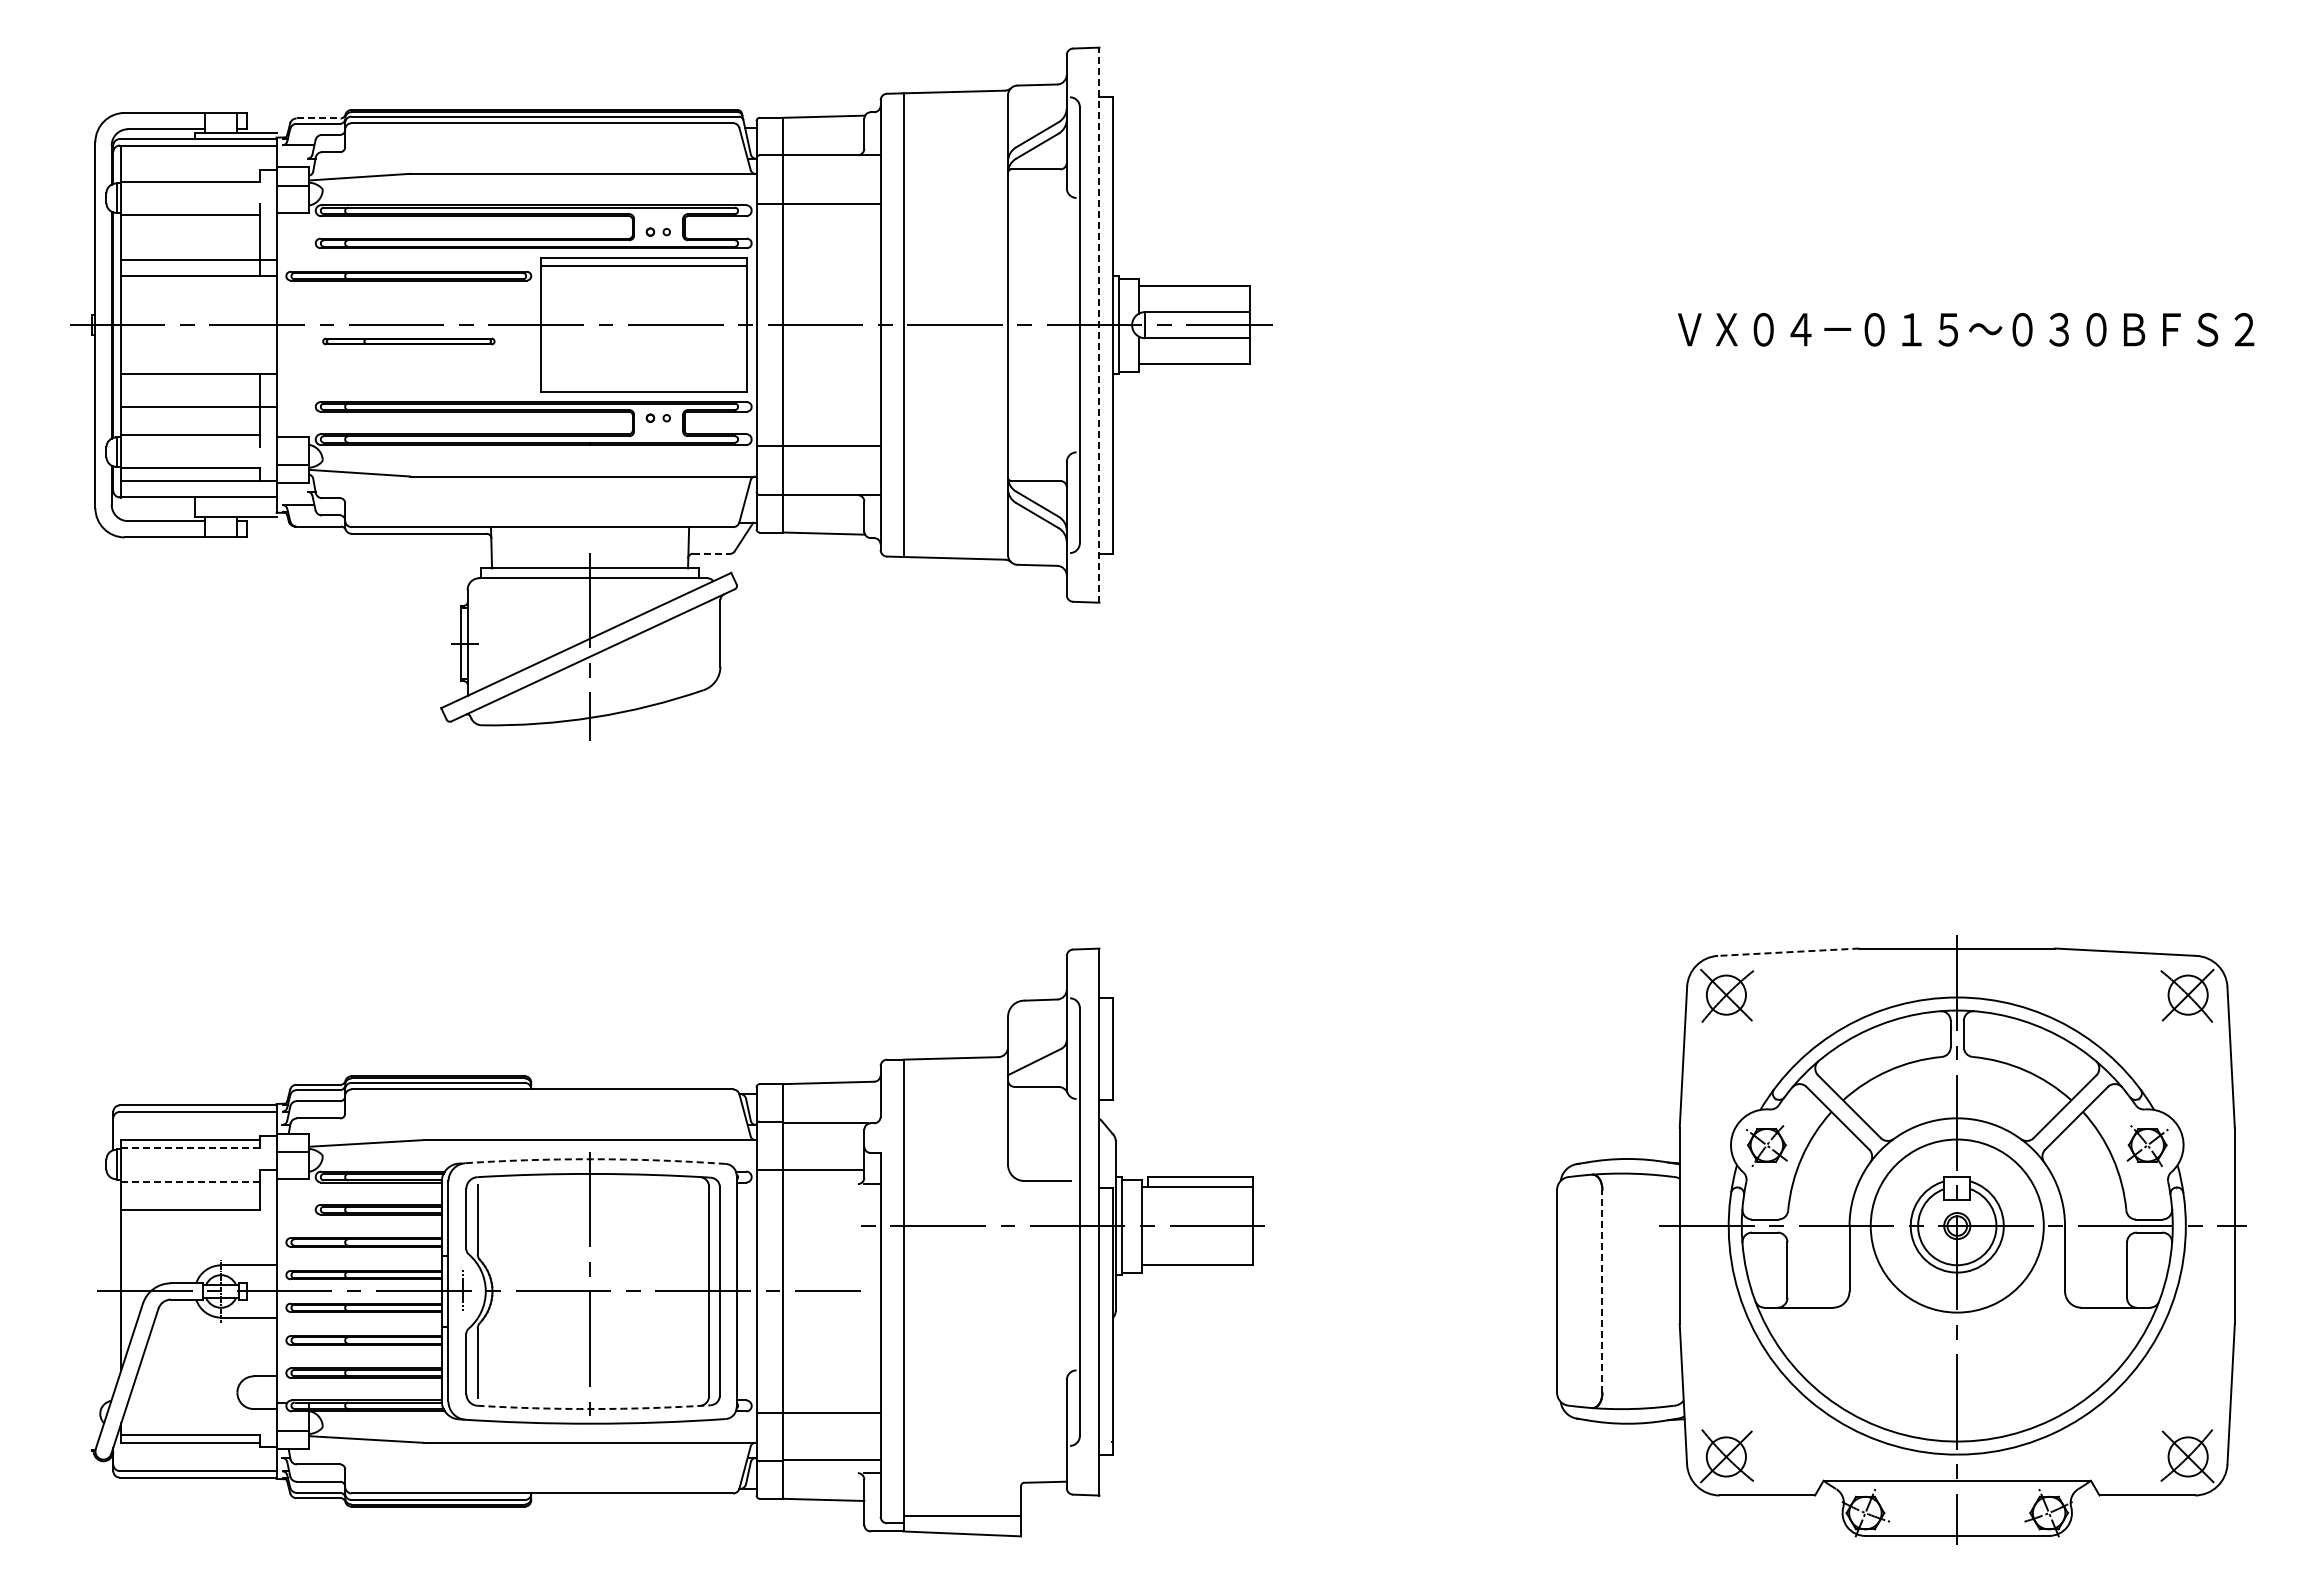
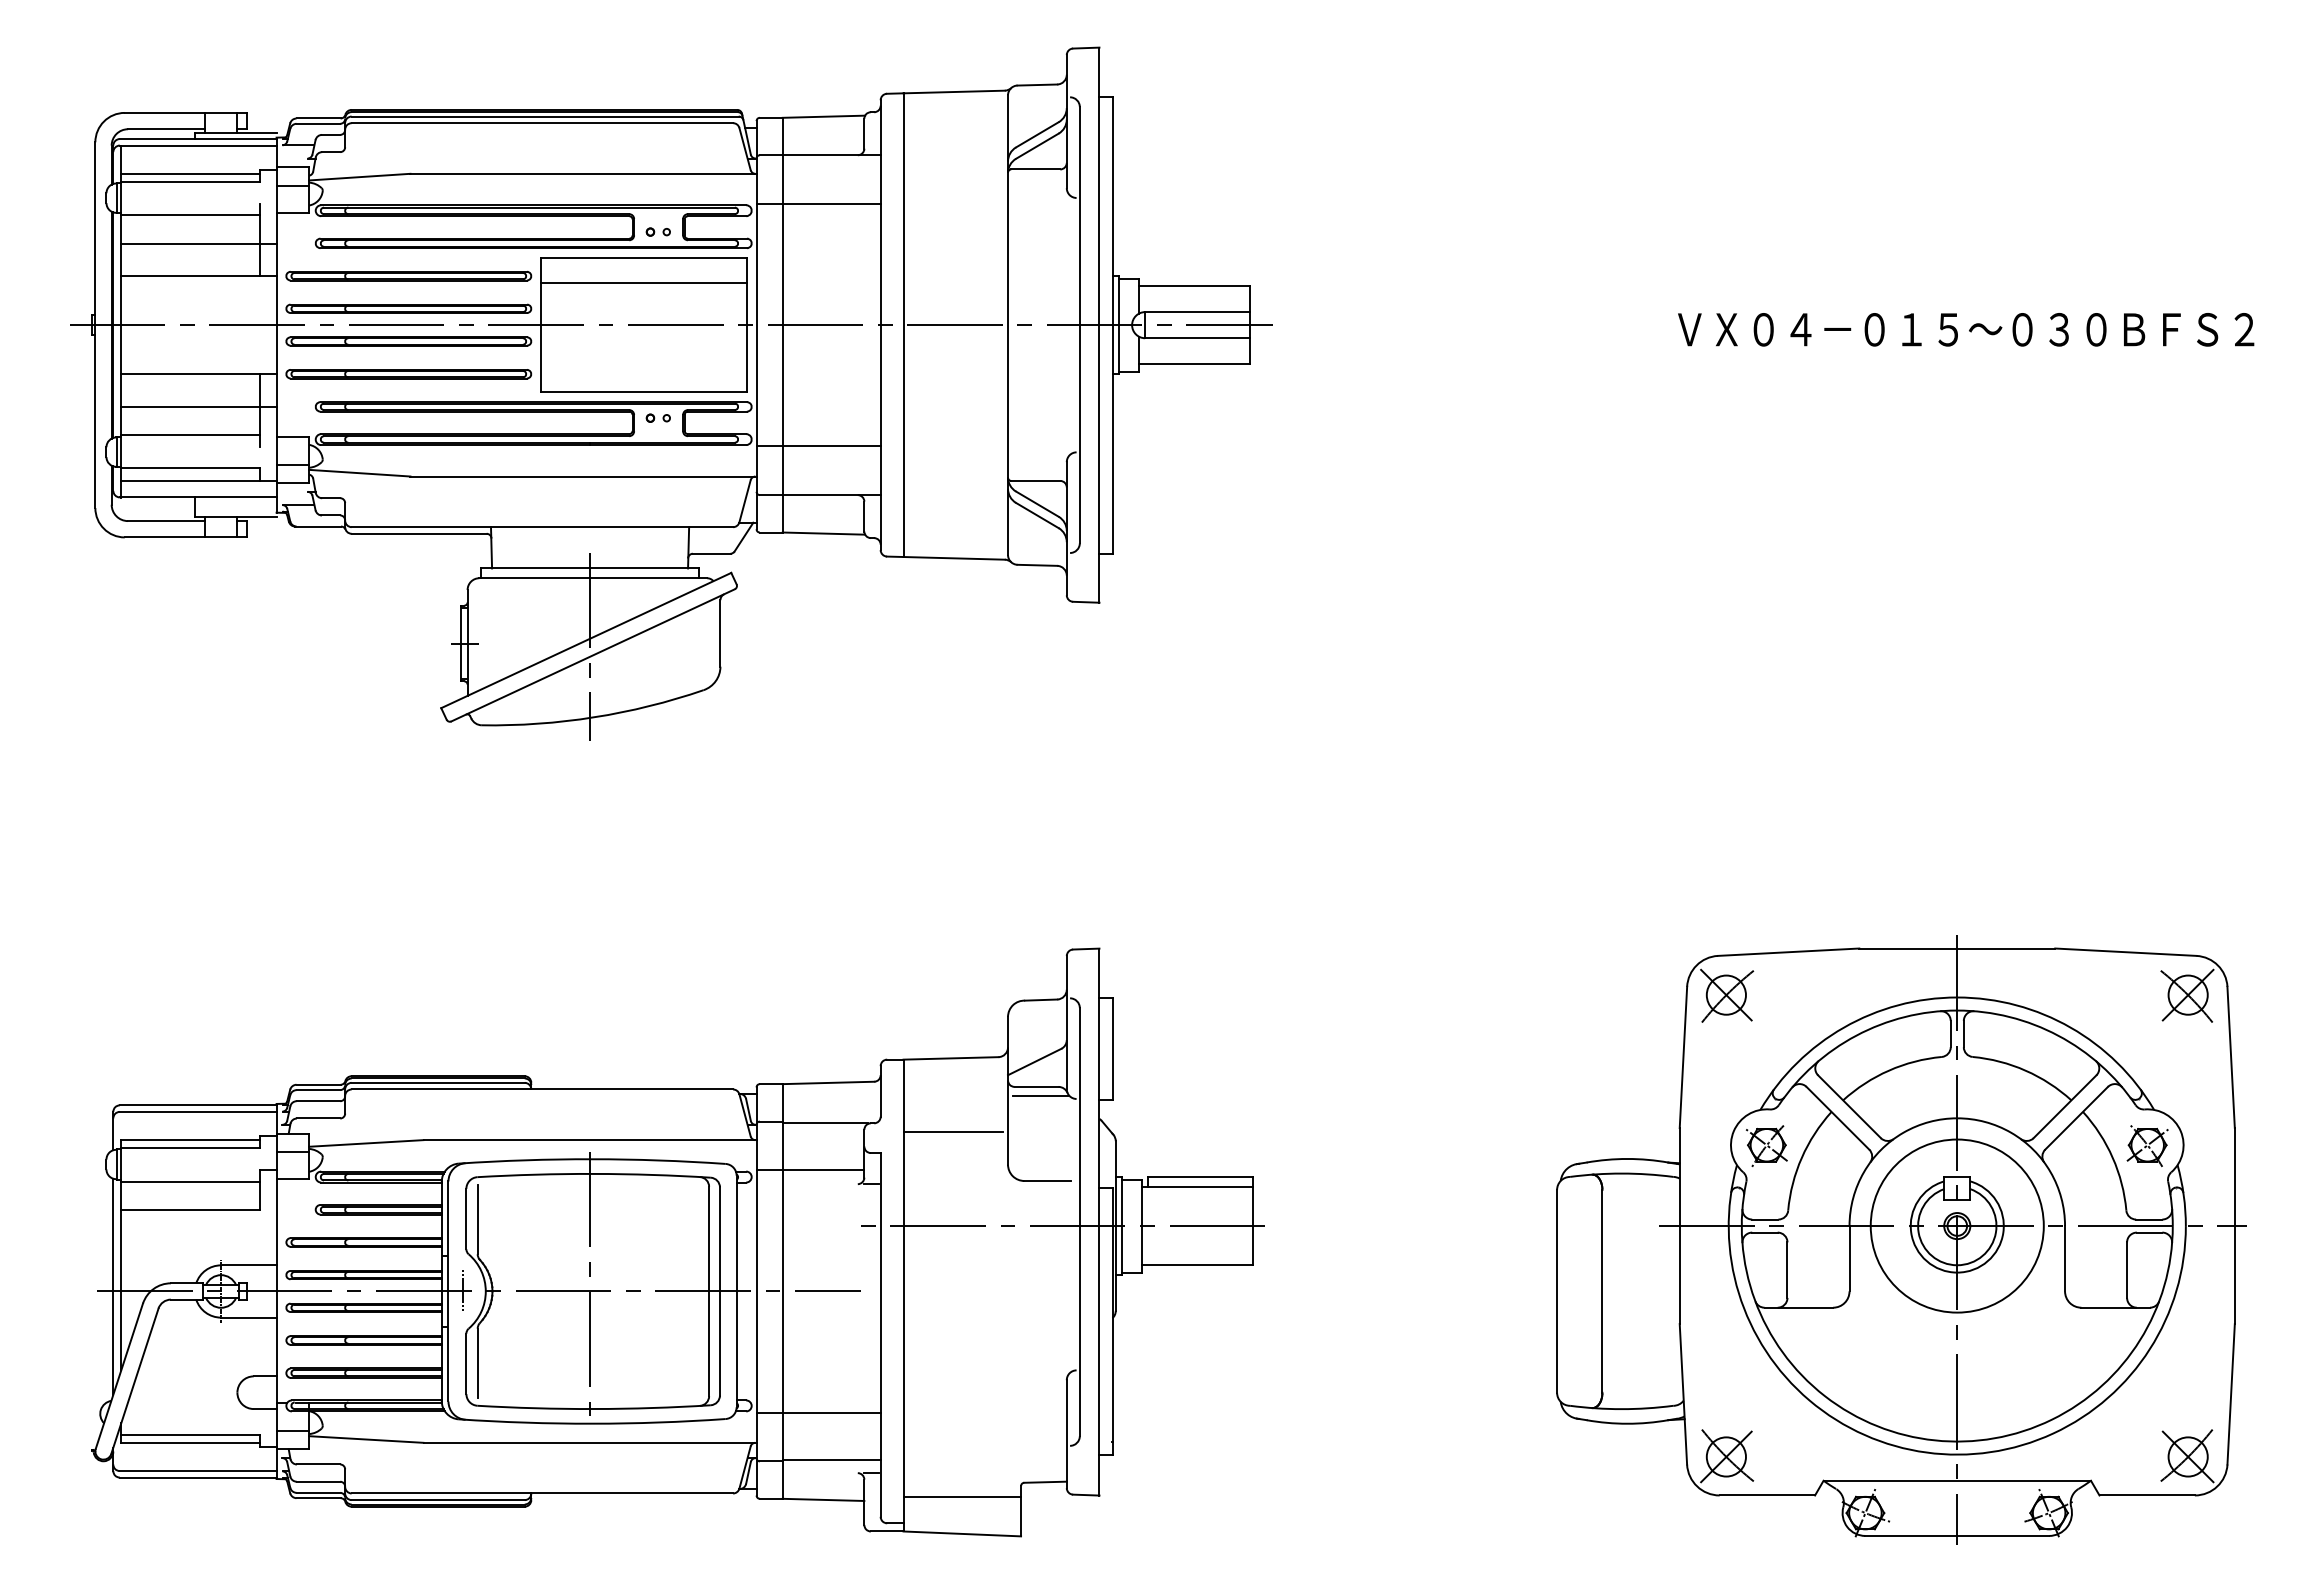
line: dashed -> solid (319, 118)
line: none -> present (190, 173)
line position: (198, 259) -> (198, 243) (198, 243)
line position: (643, 265) -> (643, 282) (643, 282)
part: none -> present (408, 308)
line: dashed -> solid (1099, 325)
part size: 174x9 px -> 248x11 px (408, 341)
part: none -> present (408, 374)
line: dashed -> solid (711, 553)
line: dashed -> solid (1788, 952)
line: none -> present (1040, 1096)
line: none -> present (952, 1132)
line: dashed -> solid (191, 1148)
arc: dashed -> solid (592, 1159)
line: dashed -> solid (191, 1181)
line: none -> present (113, 1286)
line: dashed -> solid (1602, 1290)
arc: dashed -> solid (594, 1409)
line position: (962, 1515) -> (962, 1496) (962, 1496)
